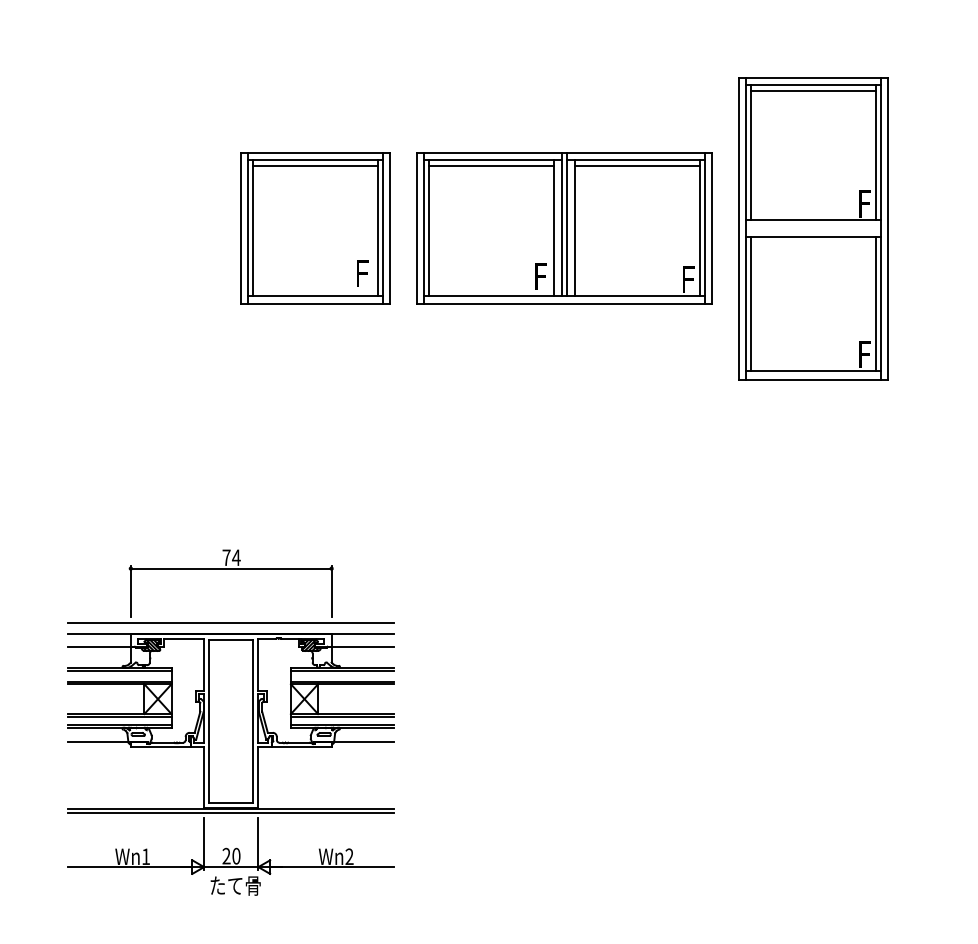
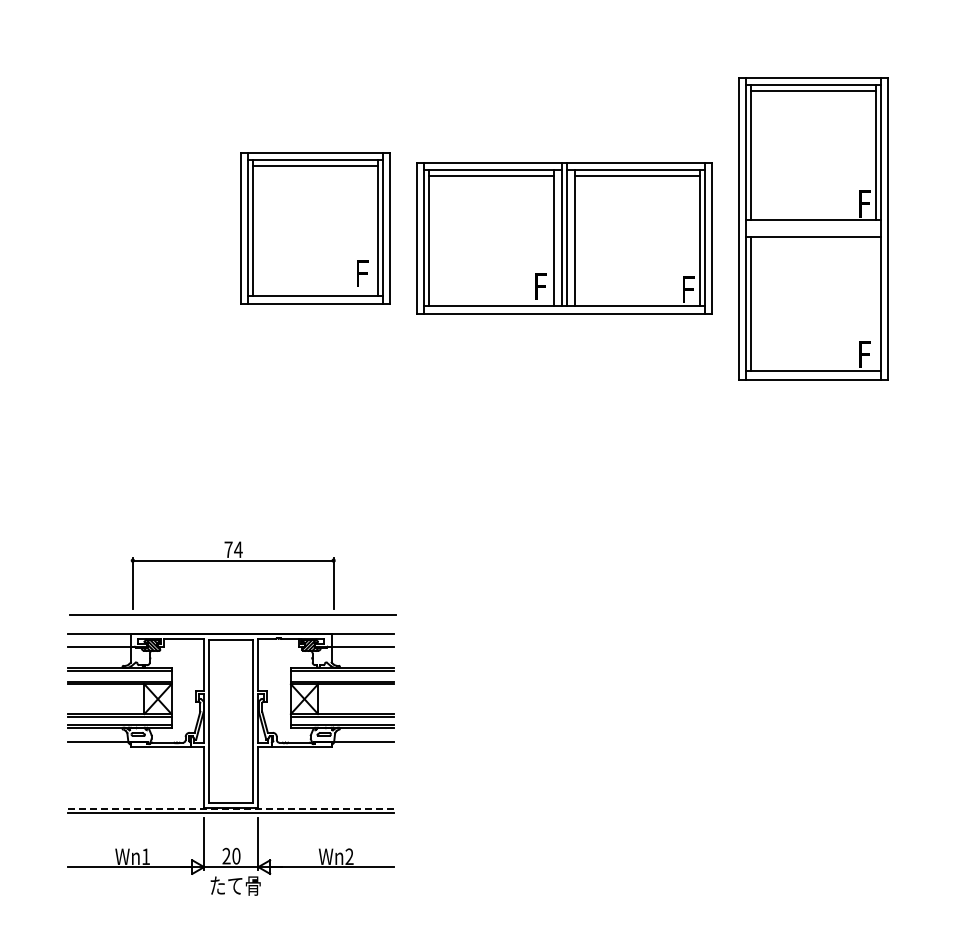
part position: (564, 228) -> (564, 238) (564, 238)
line: present -> none (876, 303)
part position: (230, 569) -> (232, 561) (232, 561)
line: solid -> dashed (231, 808)
